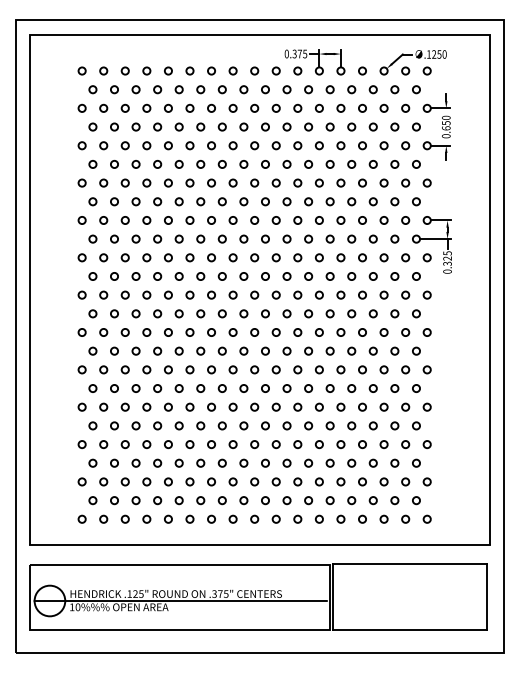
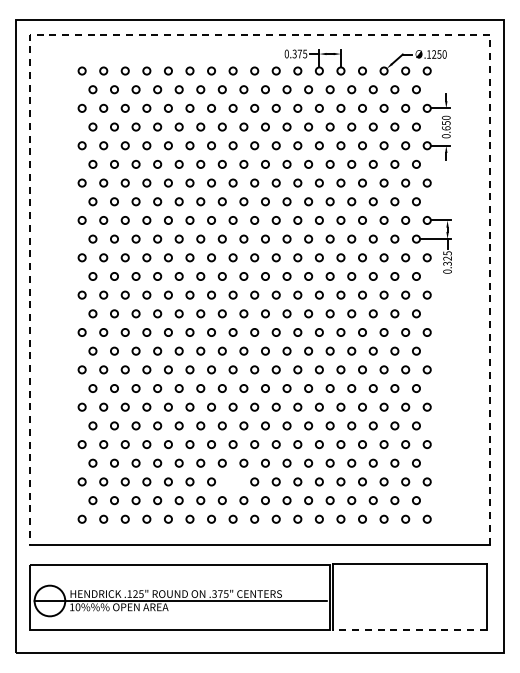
line: solid -> dashed (259, 34)
circle: present -> none (232, 481)
line: solid -> dashed (409, 629)
